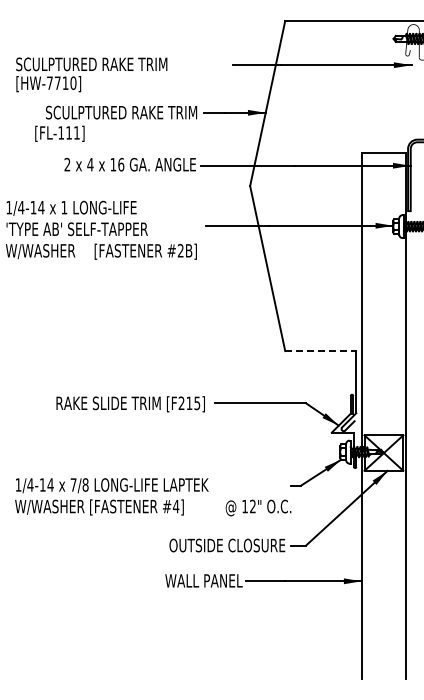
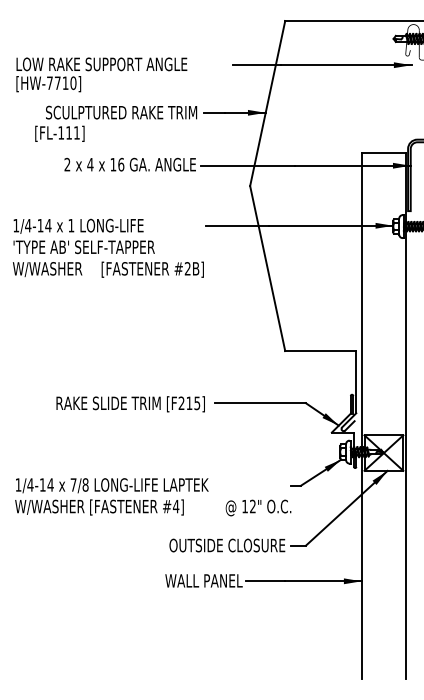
text: SCULPTURED RAKE TRIM -> LOW RAKE SUPPORT ANGLE (101, 64)
text position: (101, 229) -> (108, 247) (108, 247)
line: dashed -> solid (320, 351)
